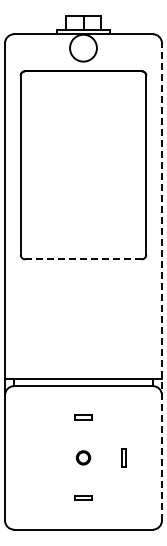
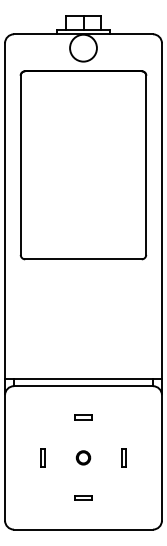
line: dashed -> solid (83, 259)
line: dashed -> solid (161, 281)
part: none -> present (42, 457)
